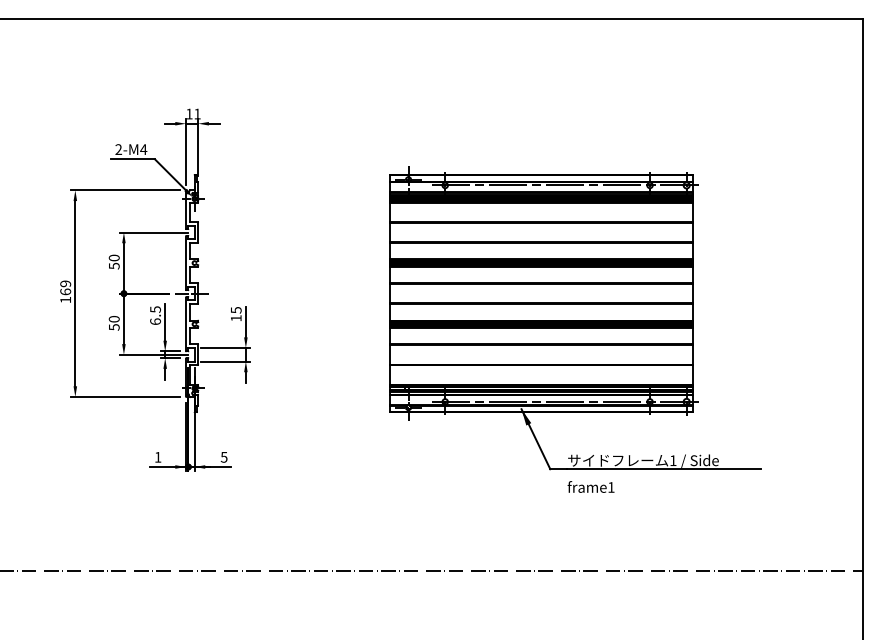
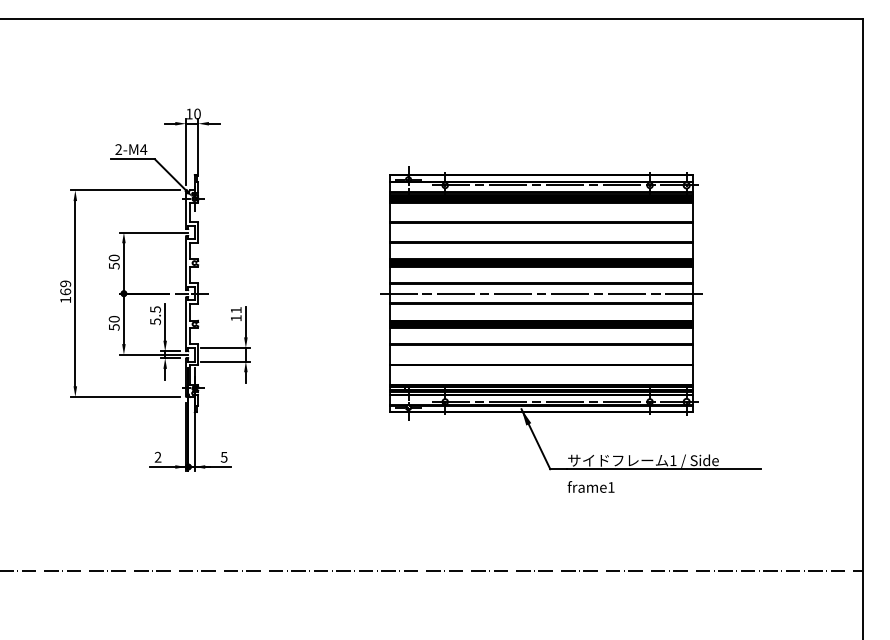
text: 11 -> 10 (197, 113)
line: none -> present (541, 293)
text: 15 -> 11 (236, 310)
text: 6.5 -> 5.5 (155, 321)
text: 1 -> 2 (157, 456)
